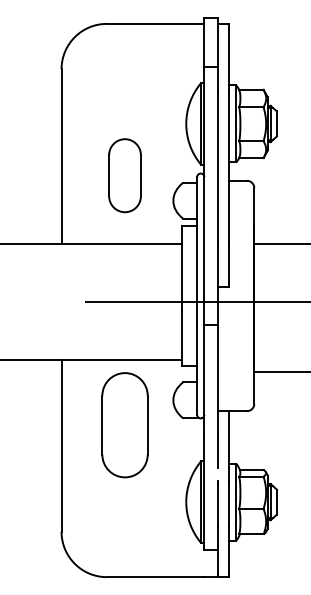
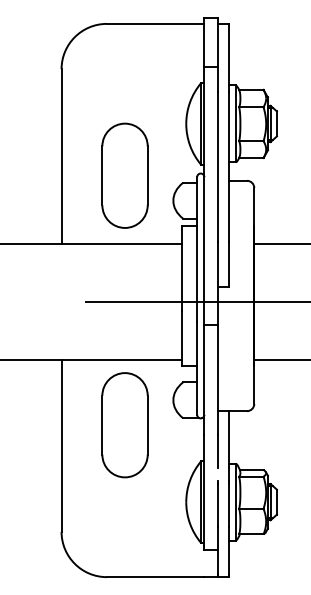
part size: 34x76 px -> 48x107 px (124, 175)
line position: (280, 371) -> (280, 359) (280, 359)
